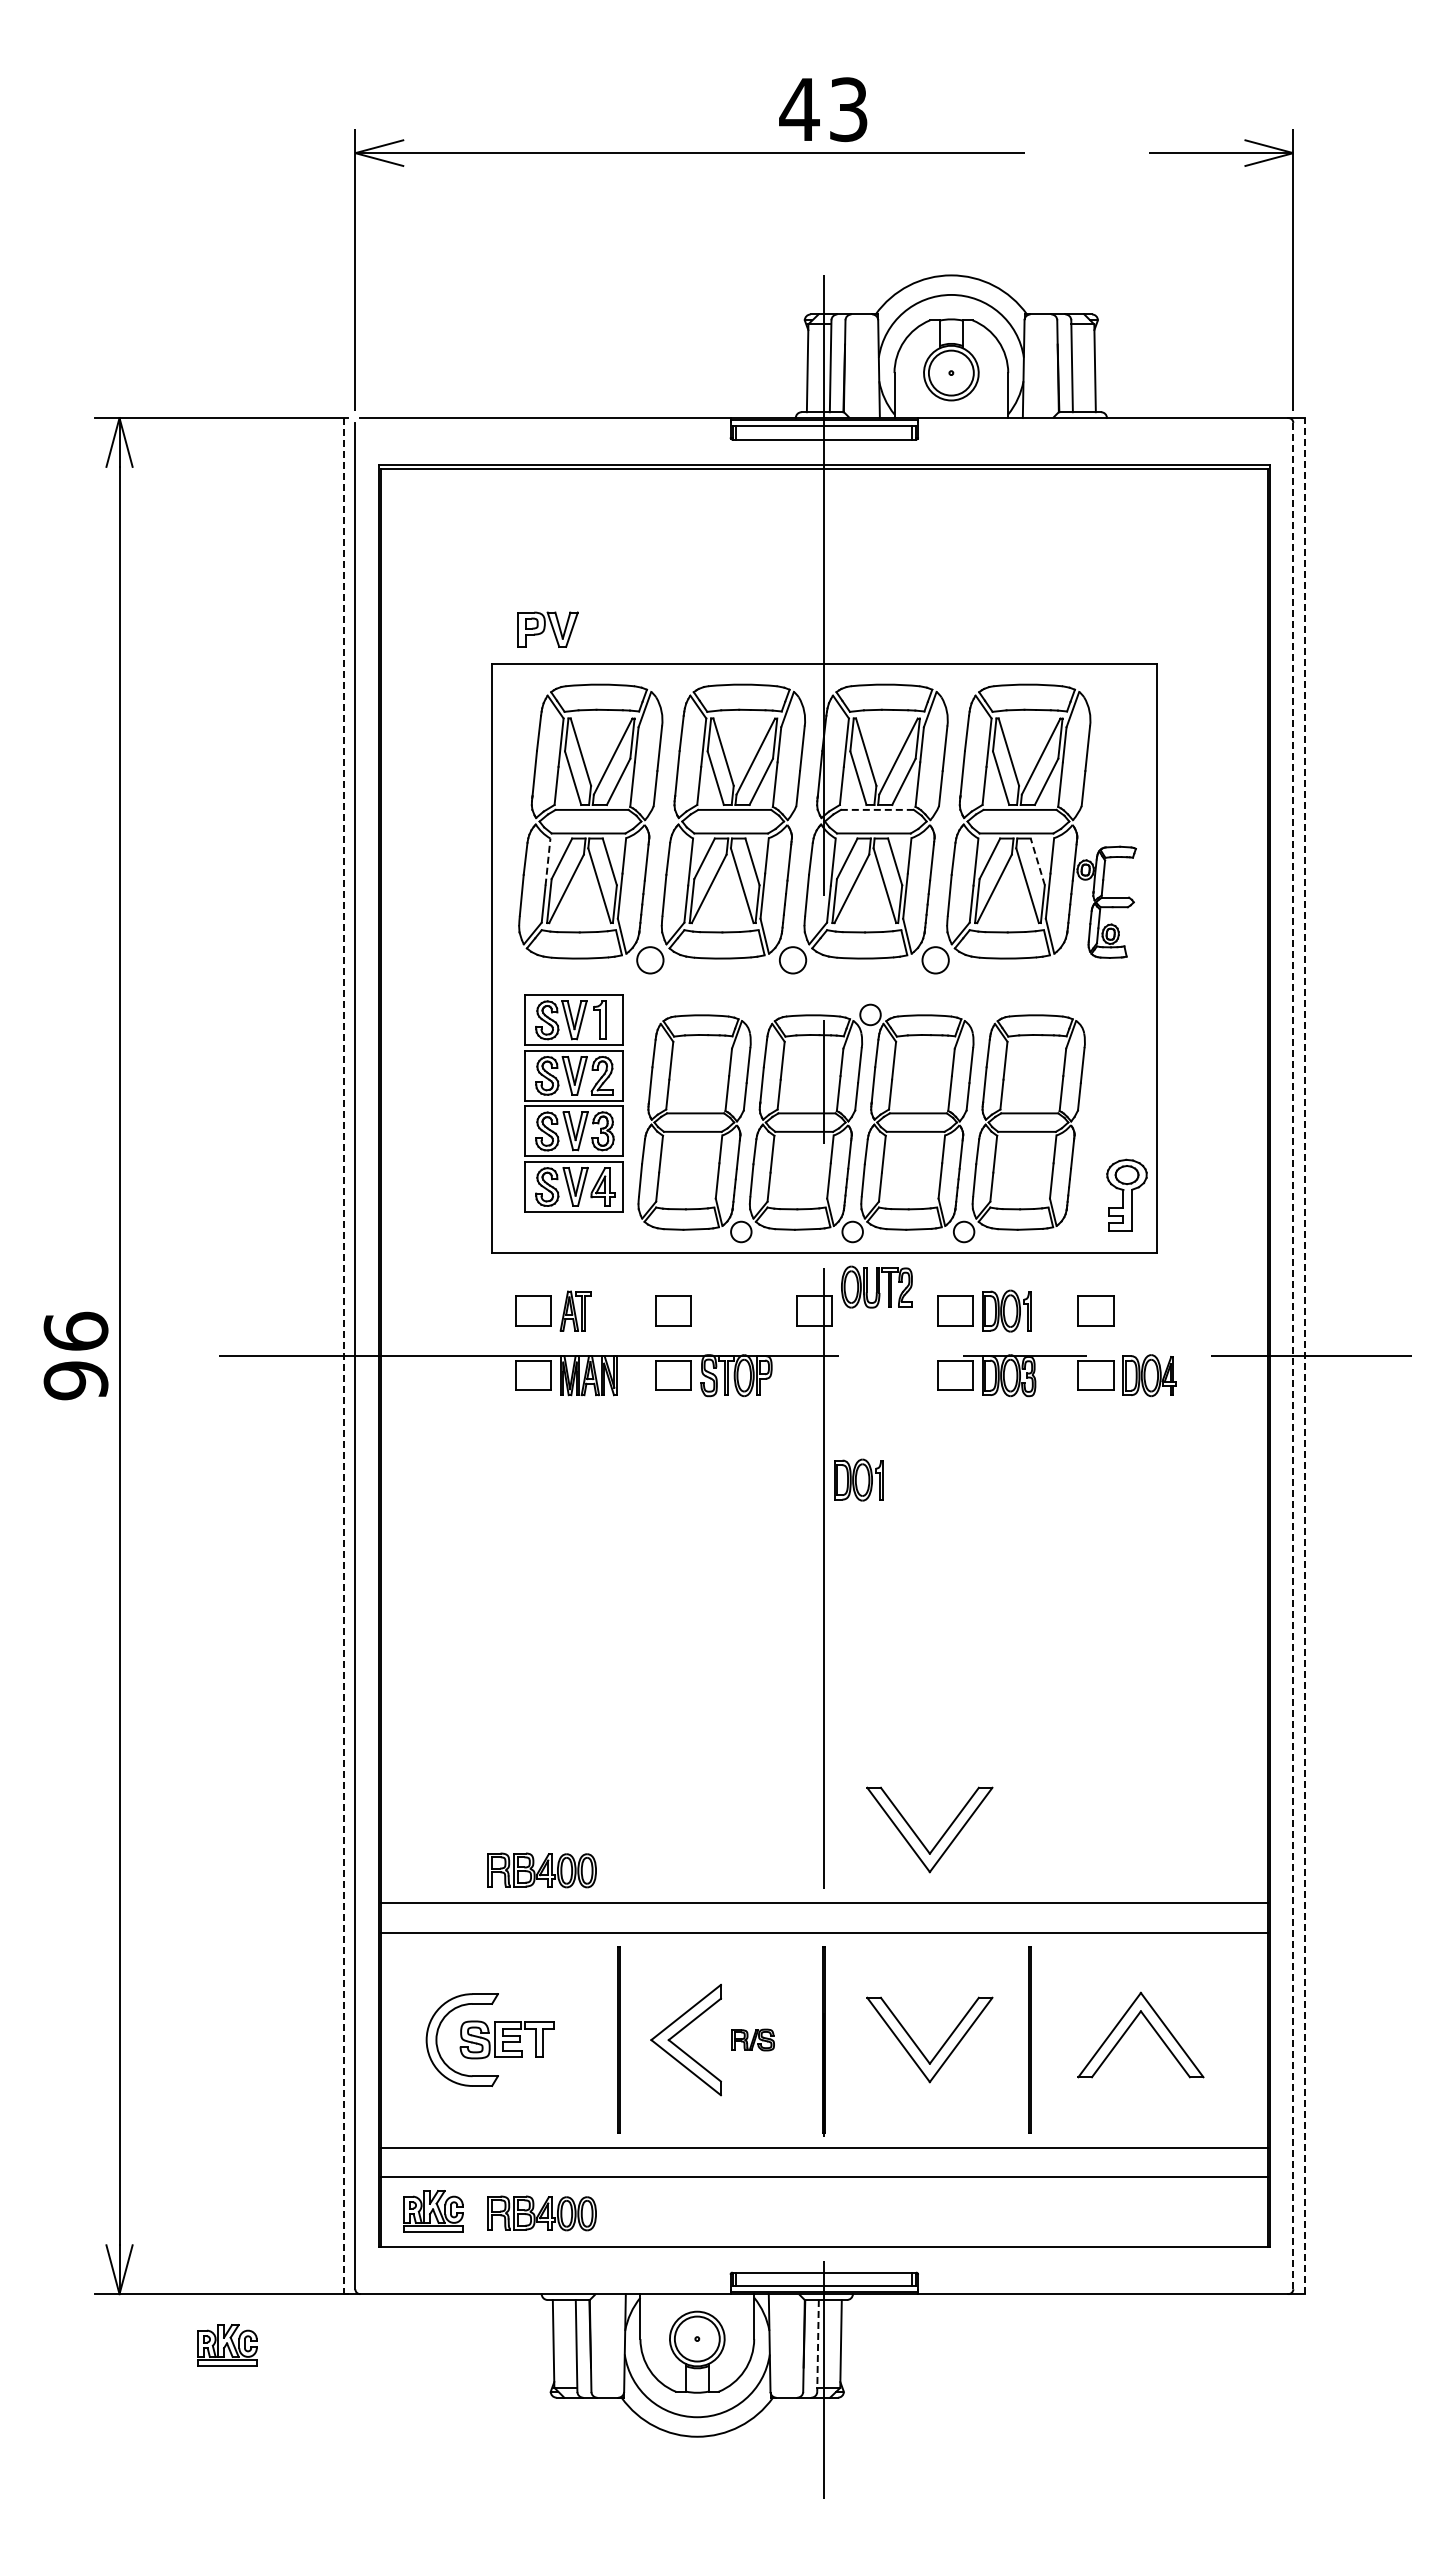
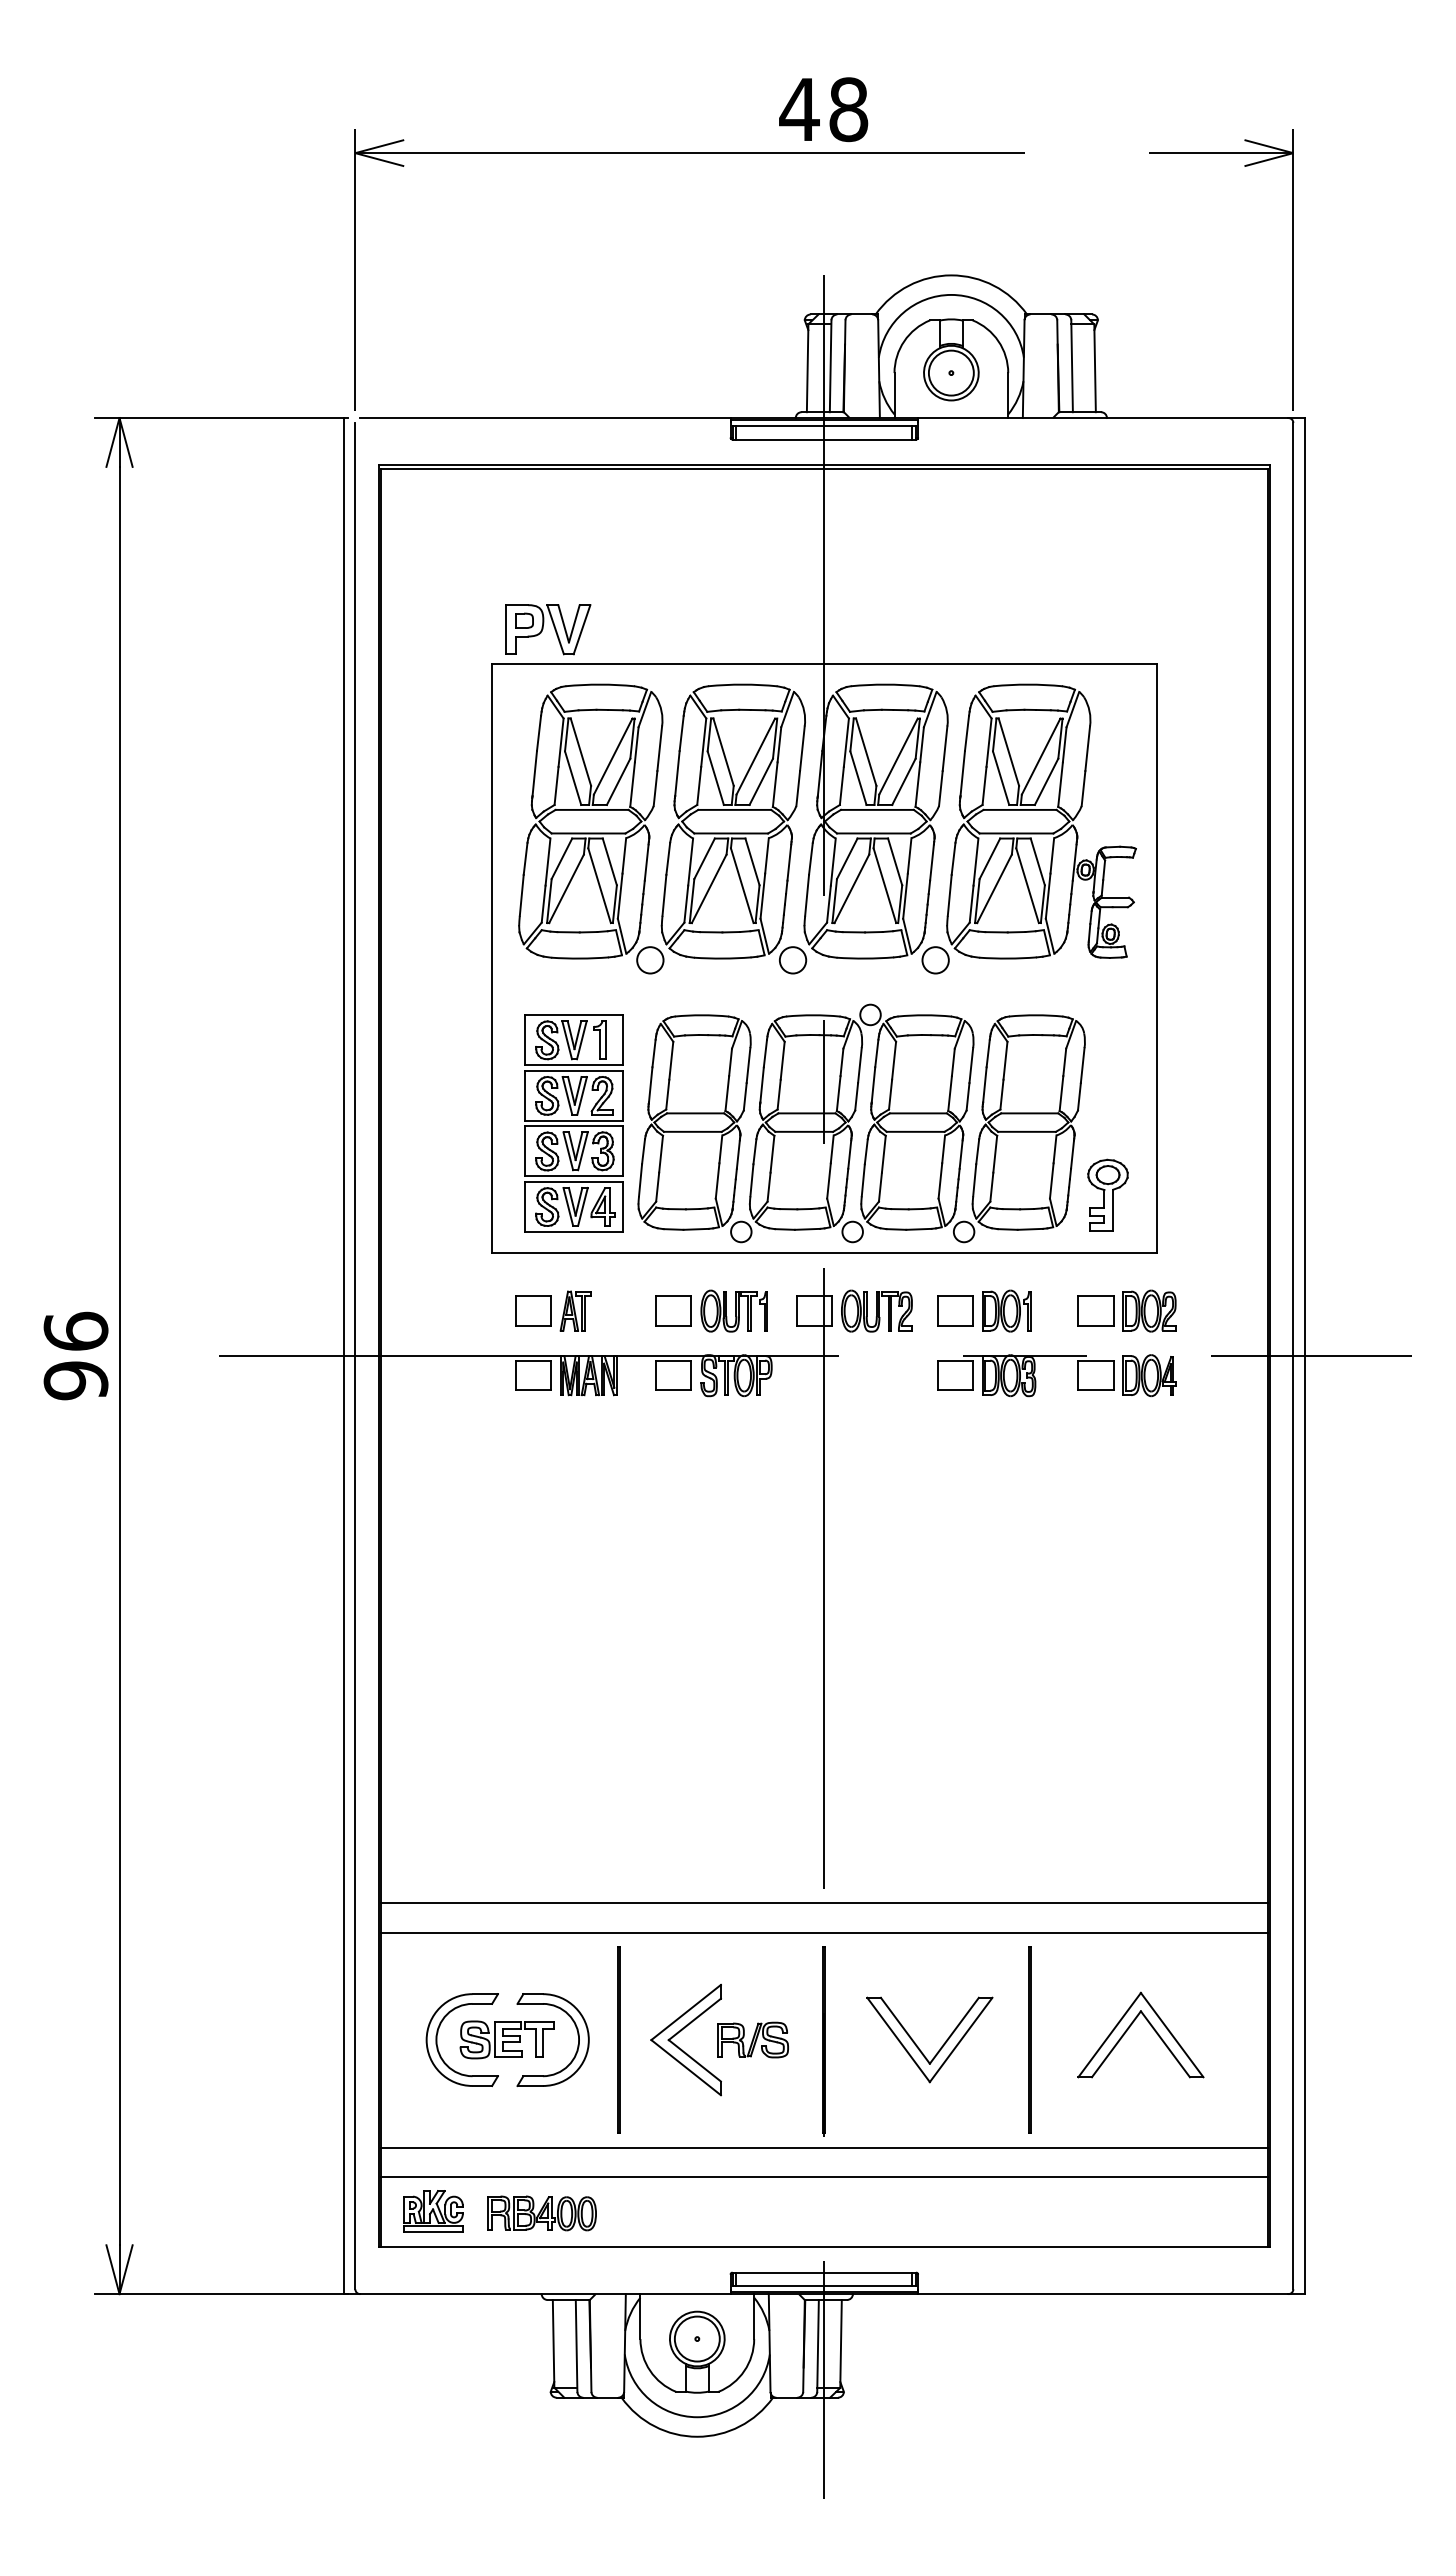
text: 43 -> 48 (848, 109)
part size: 62x37 px -> 87x52 px (548, 629)
line: dashed -> solid (876, 809)
line: dashed -> solid (1037, 861)
line: dashed -> solid (548, 862)
part position: (573, 1103) -> (573, 1123) (573, 1123)
part position: (1126, 1194) -> (1107, 1194) (1107, 1194)
part position: (876, 1286) -> (876, 1310) (876, 1310)
part: none -> present (733, 1310)
part: none -> present (1149, 1310)
line: dashed -> solid (1305, 1355)
line: dashed -> solid (343, 1356)
line: dashed -> solid (1293, 1356)
part: present -> none (858, 1479)
part: present -> none (918, 1836)
part: present -> none (541, 1870)
part: none -> present (577, 2035)
part size: 44x24 px -> 72x38 px (752, 2039)
part: present -> none (227, 2345)
line: dashed -> solid (818, 2345)
